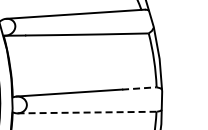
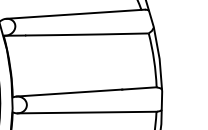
line: dashed -> solid (139, 88)
line: dashed -> solid (87, 112)
